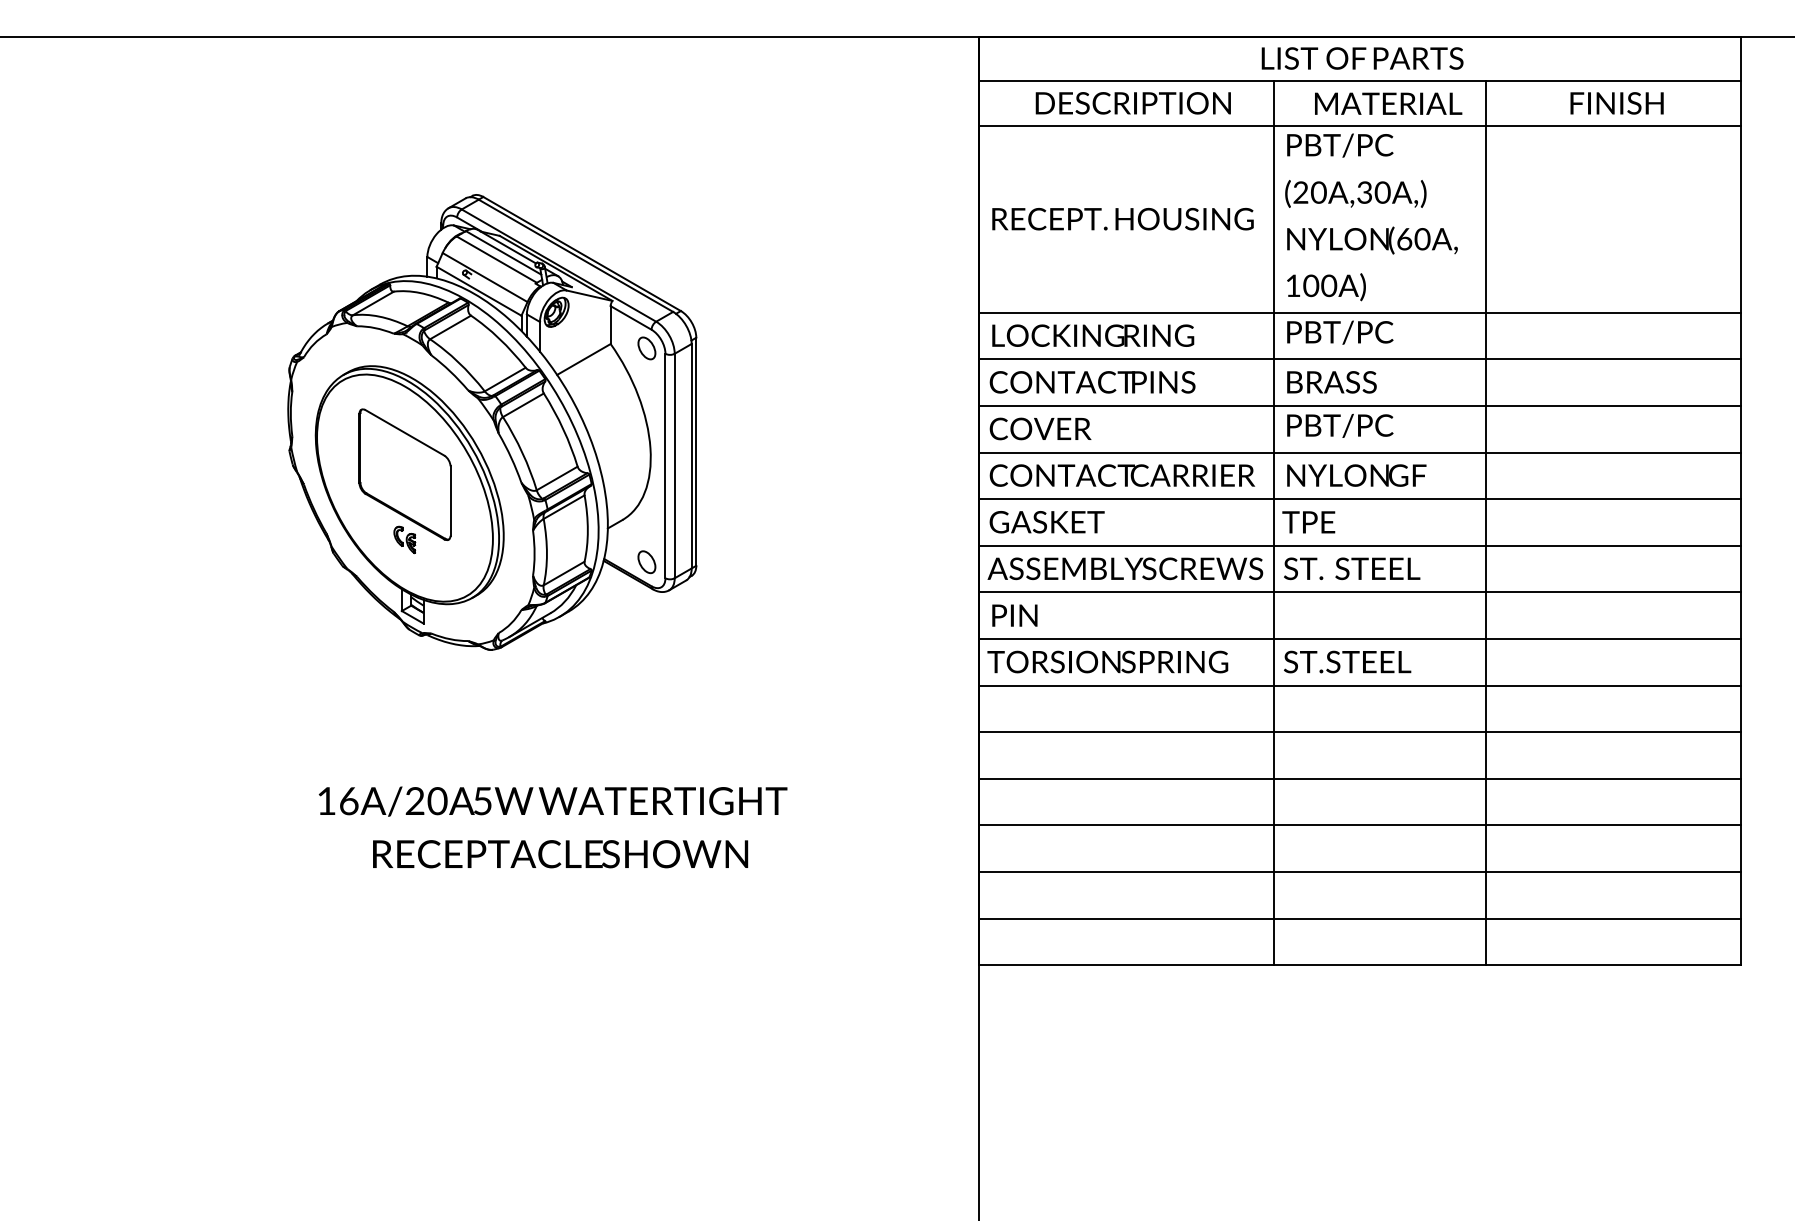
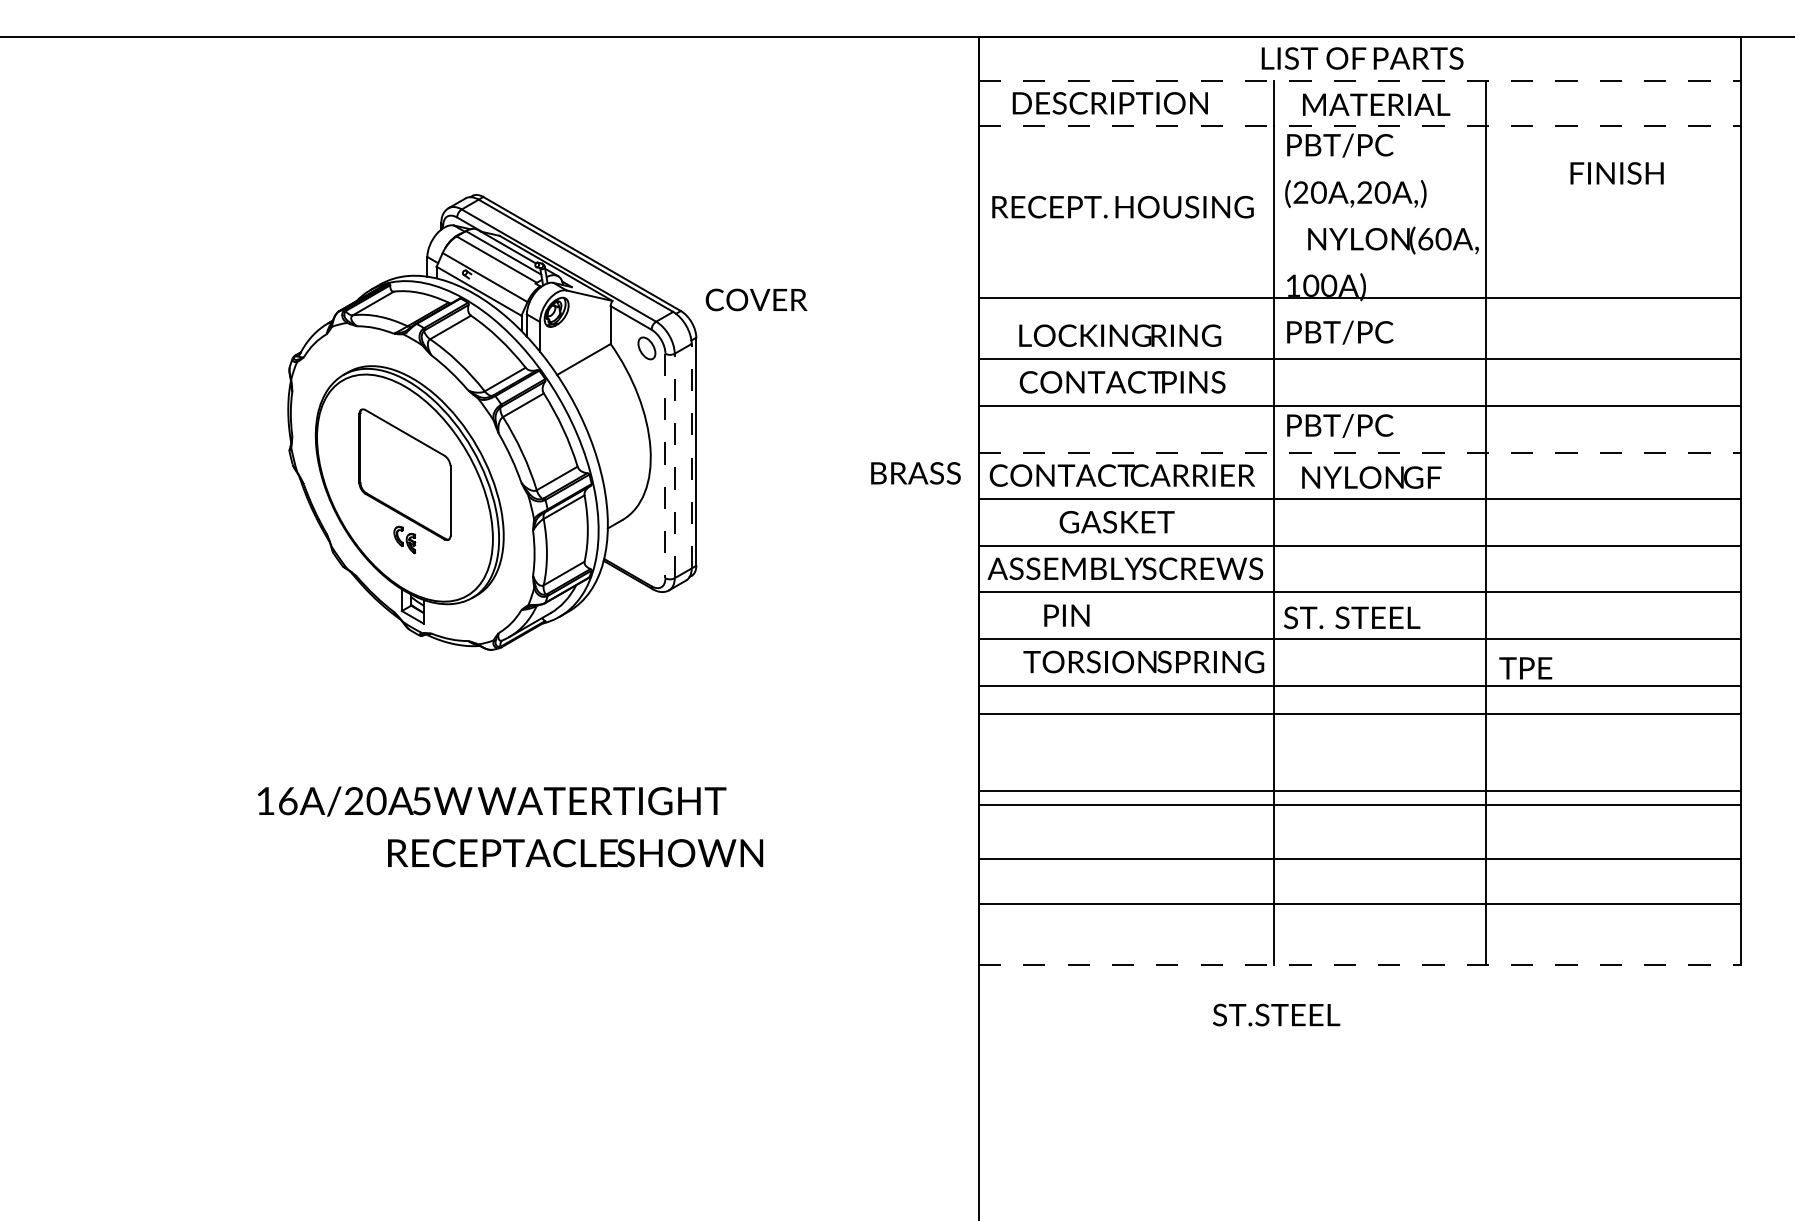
line: solid -> dashed (1360, 81)
text position: (1132, 103) -> (1109, 103) (1109, 103)
text position: (1388, 103) -> (1376, 104) (1376, 104)
text position: (1616, 103) -> (1616, 173) (1616, 173)
line: solid -> dashed (1360, 126)
text: (20A,30A,) -> (20A,20A,) (1364, 194)
text position: (1122, 219) -> (1122, 207) (1122, 207)
text position: (1372, 240) -> (1393, 240) (1393, 240)
line position: (1359, 312) -> (1359, 297) (1359, 297)
text position: (1093, 335) -> (1120, 335) (1120, 335)
text position: (1092, 382) -> (1122, 382) (1122, 382)
text position: (1331, 382) -> (915, 473) (915, 473)
text position: (1040, 428) -> (756, 299) (756, 299)
line: solid -> dashed (1360, 452)
line: solid -> dashed (691, 455)
line: solid -> dashed (674, 465)
line: solid -> dashed (665, 466)
text position: (1356, 475) -> (1371, 477) (1371, 477)
text position: (1046, 522) -> (1116, 522) (1116, 522)
text position: (1308, 522) -> (1525, 668) (1525, 668)
part: present -> none (646, 562)
text position: (1352, 568) -> (1352, 617) (1352, 617)
text position: (1014, 615) -> (1066, 615) (1066, 615)
text position: (1107, 661) -> (1143, 661) (1143, 661)
text position: (1347, 661) -> (1276, 1014) (1276, 1014)
line position: (1359, 732) -> (1359, 714) (1359, 714)
line position: (1359, 778) -> (1359, 790) (1359, 790)
text position: (552, 801) -> (491, 801) (491, 801)
line position: (1359, 825) -> (1359, 805) (1359, 805)
text position: (560, 854) -> (575, 853) (575, 853)
line position: (1359, 872) -> (1359, 859) (1359, 859)
line position: (1359, 918) -> (1359, 903) (1359, 903)
line: solid -> dashed (1360, 965)
